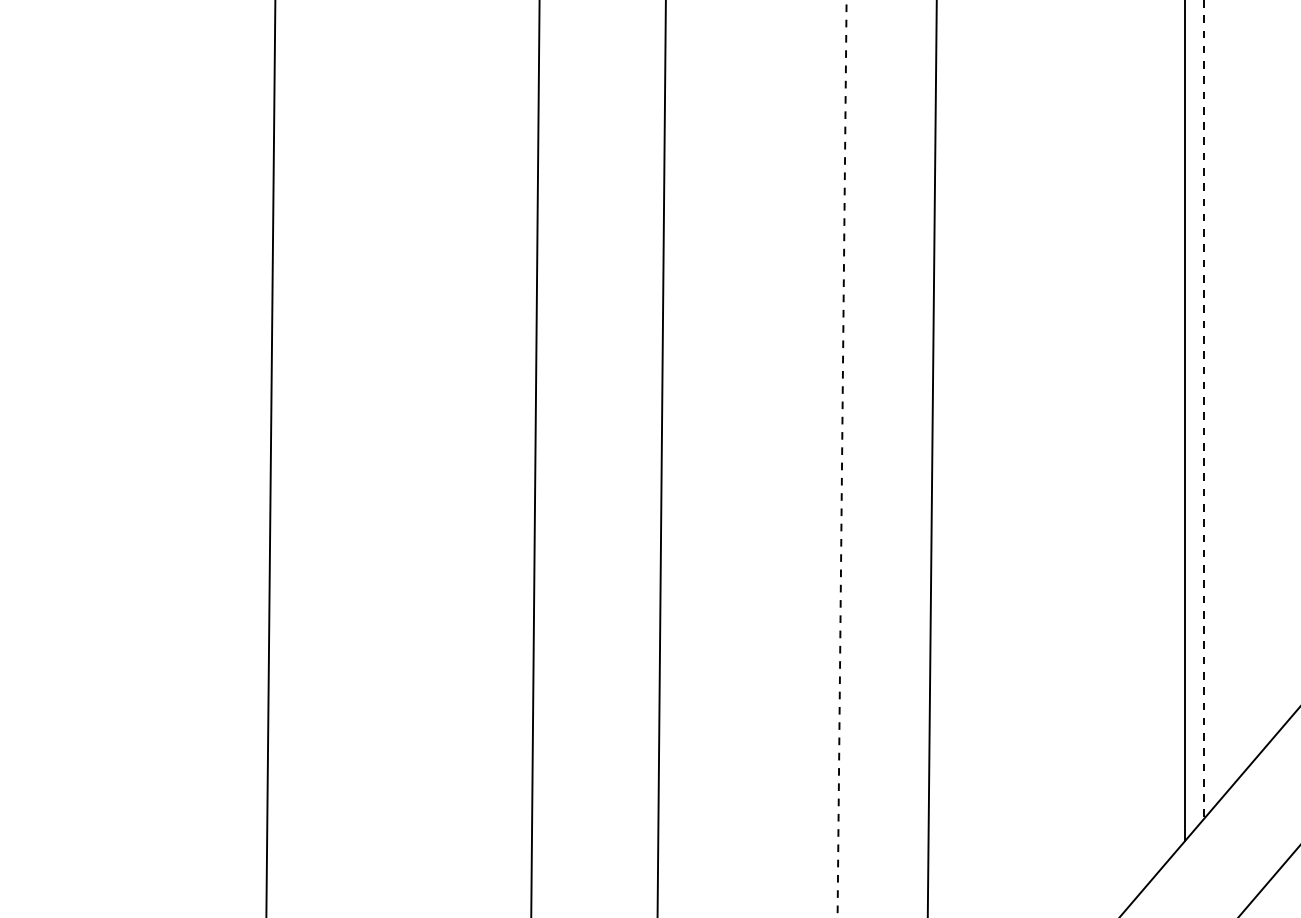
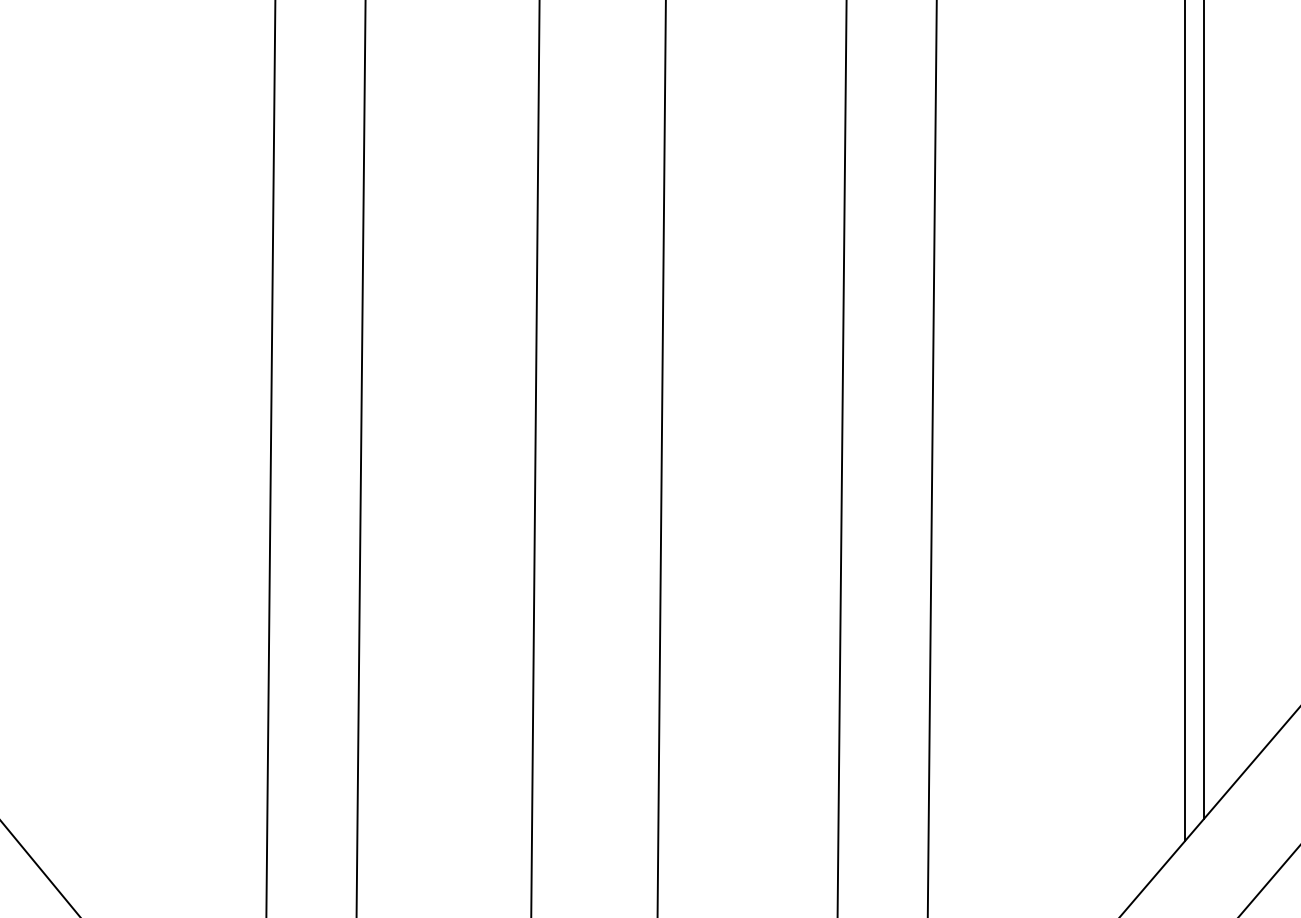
line: dashed -> solid (1204, 410)
line: none -> present (360, 458)
line: dashed -> solid (842, 459)
line: none -> present (40, 868)
